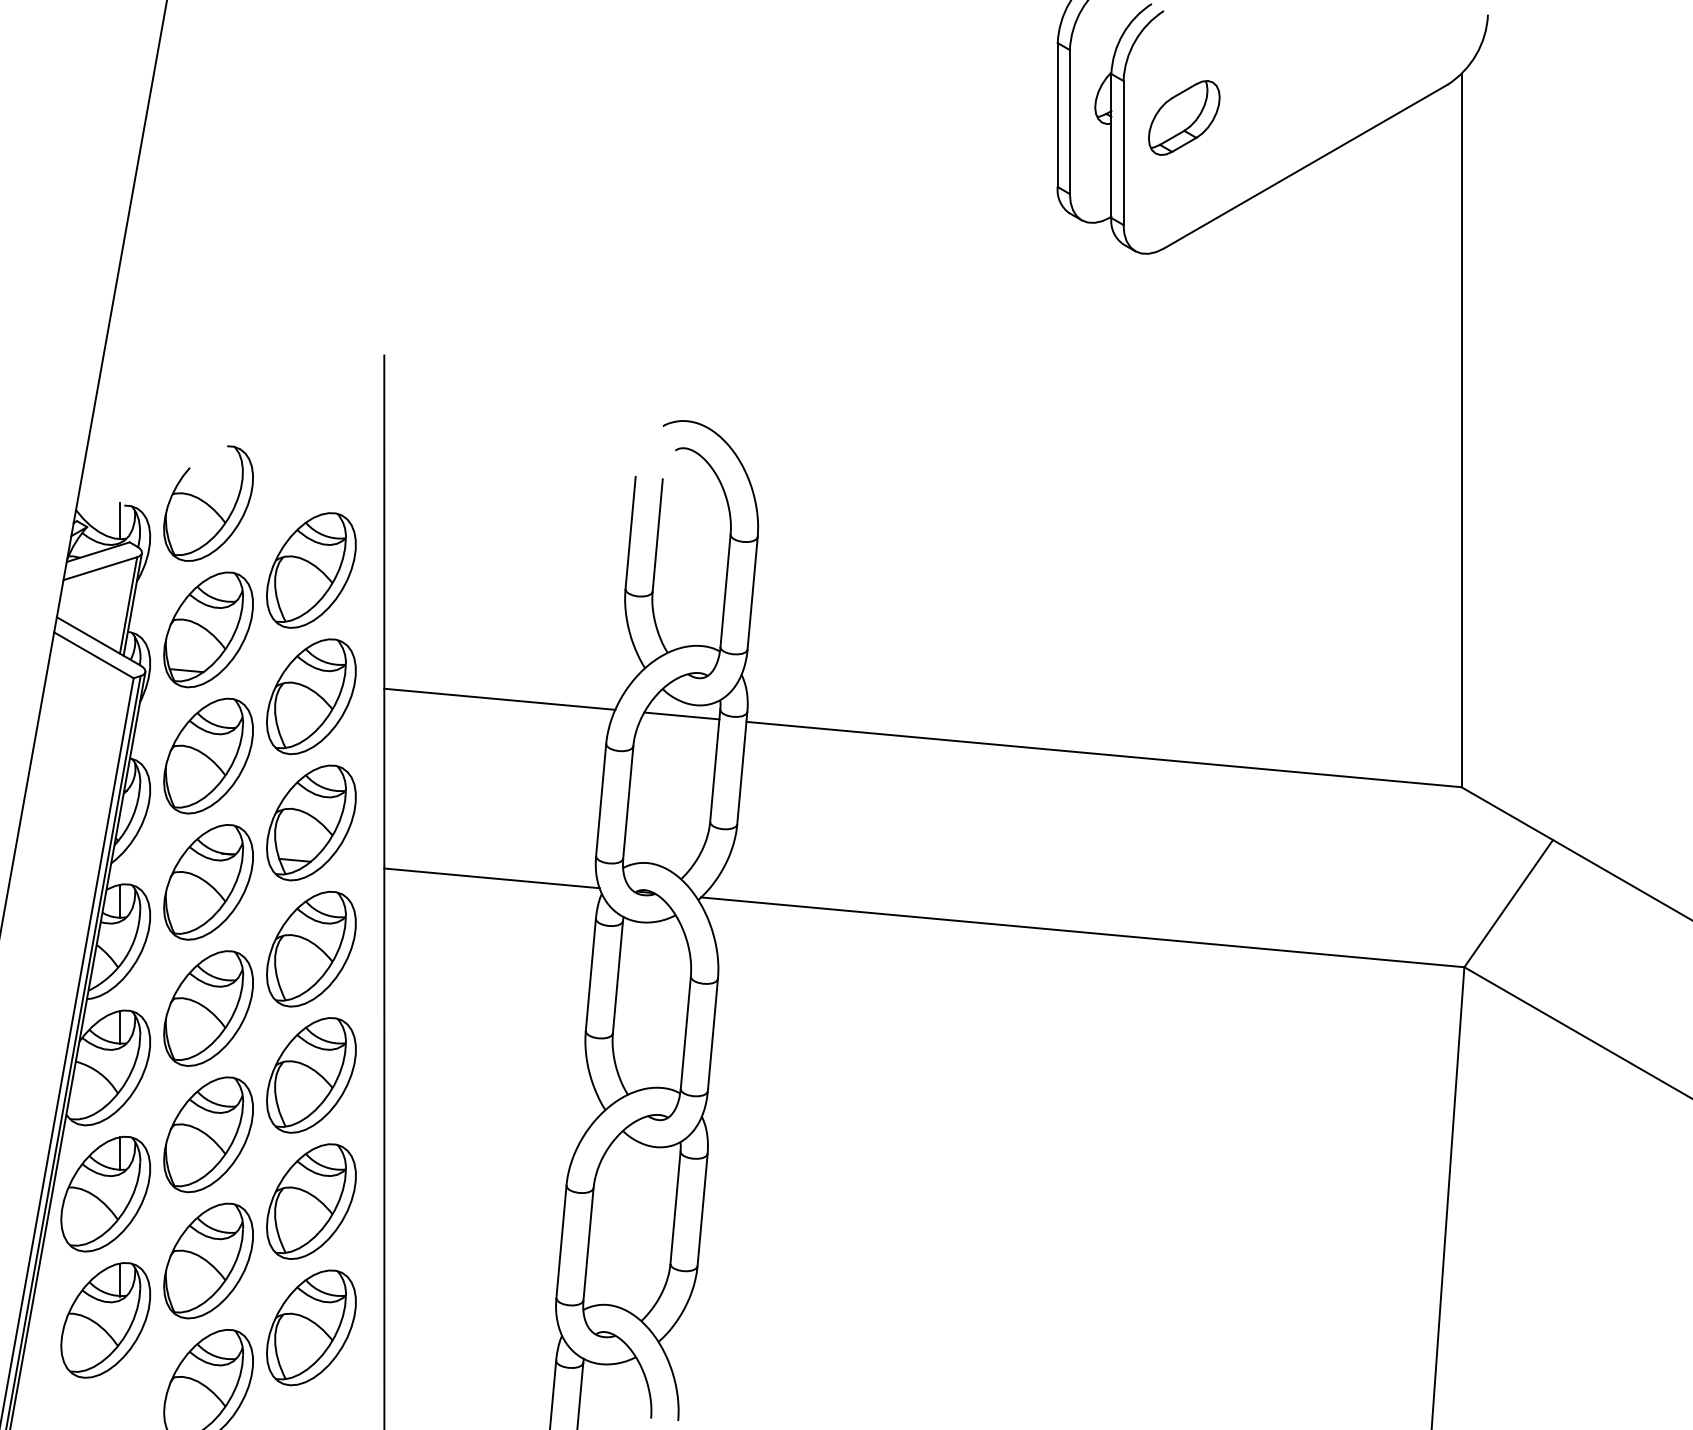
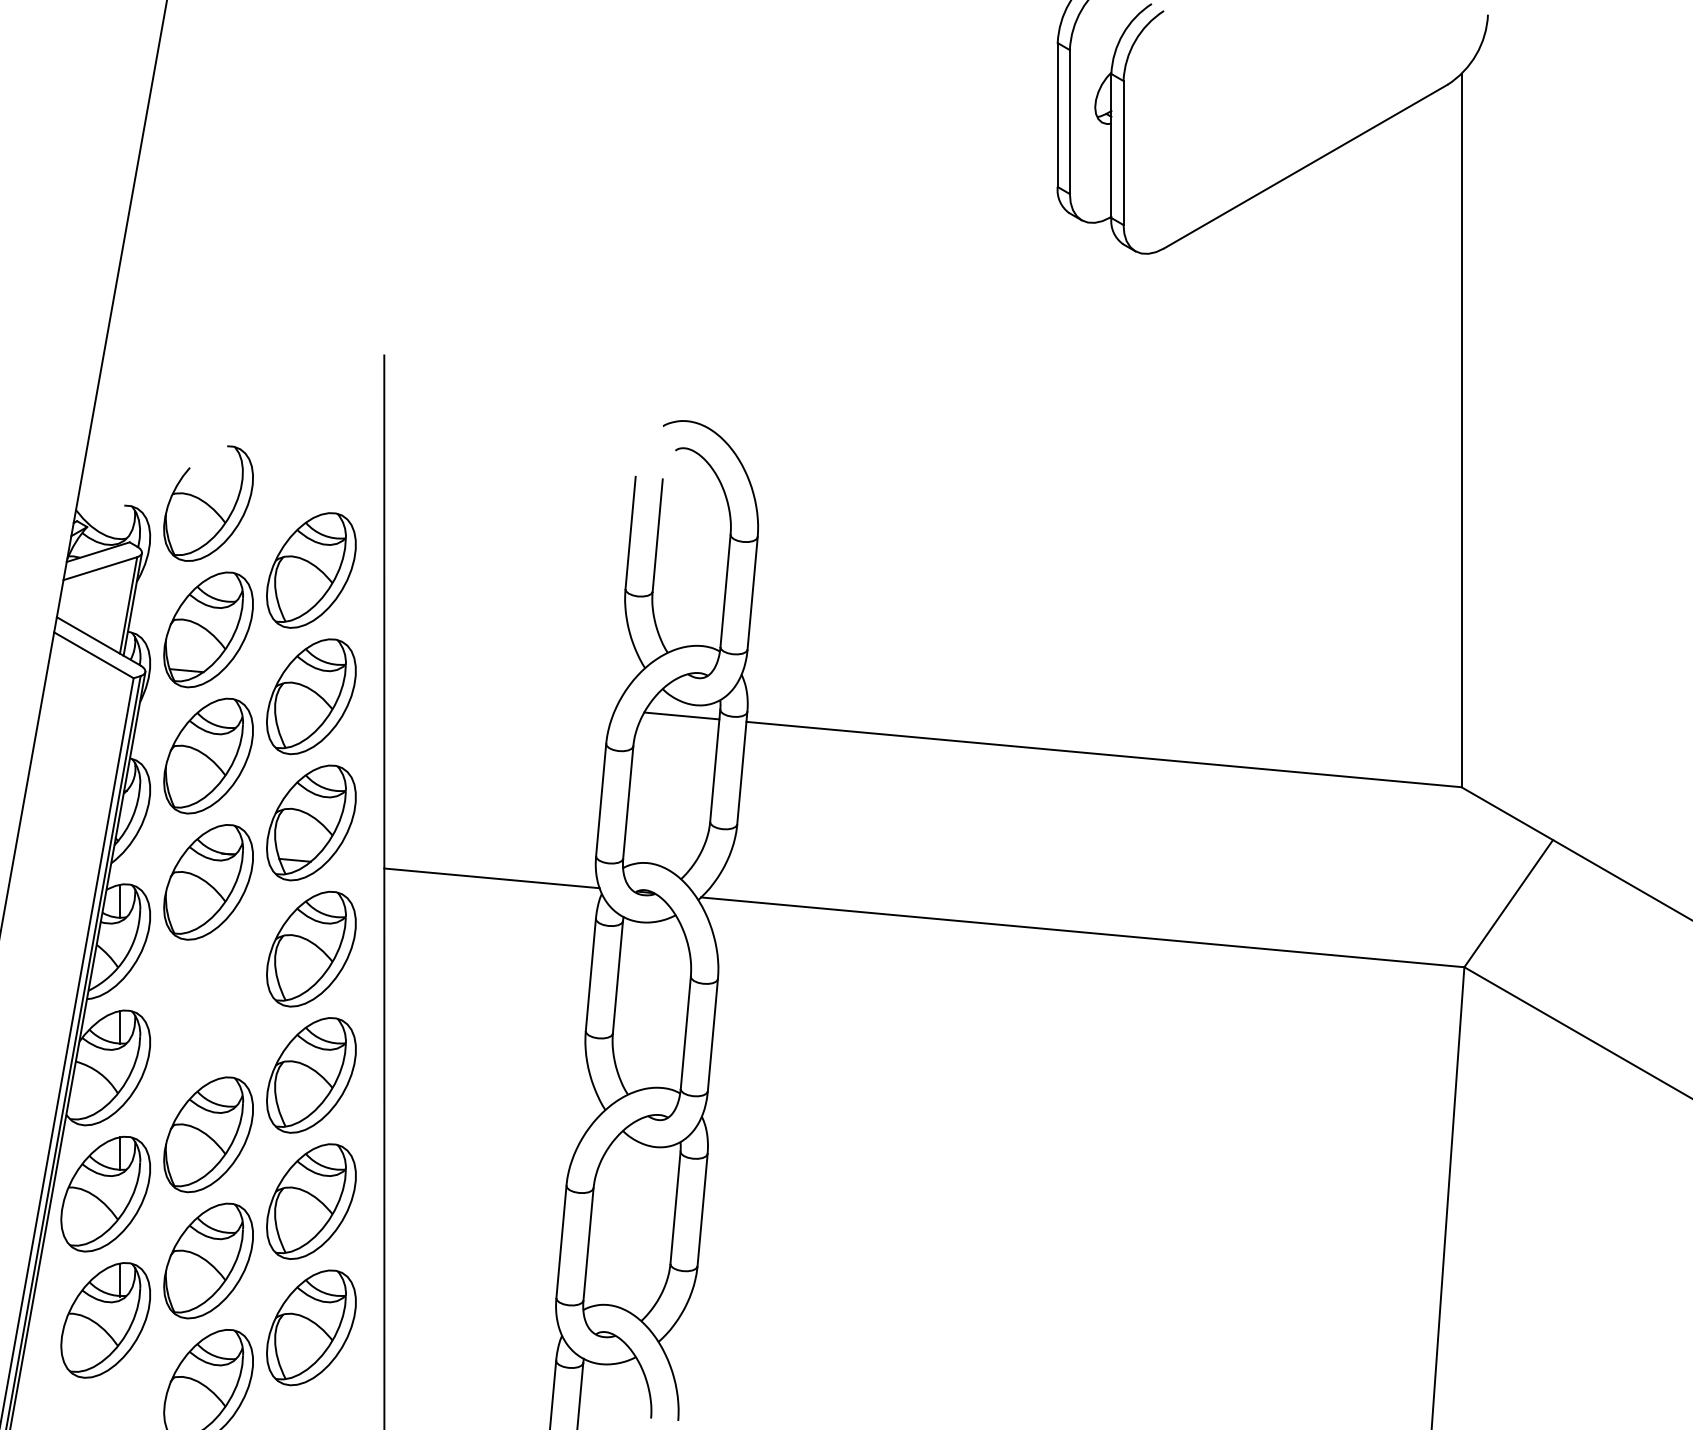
part: present -> none (1184, 117)
line: present -> none (119, 520)
line: present -> none (499, 698)
part: present -> none (208, 1008)
